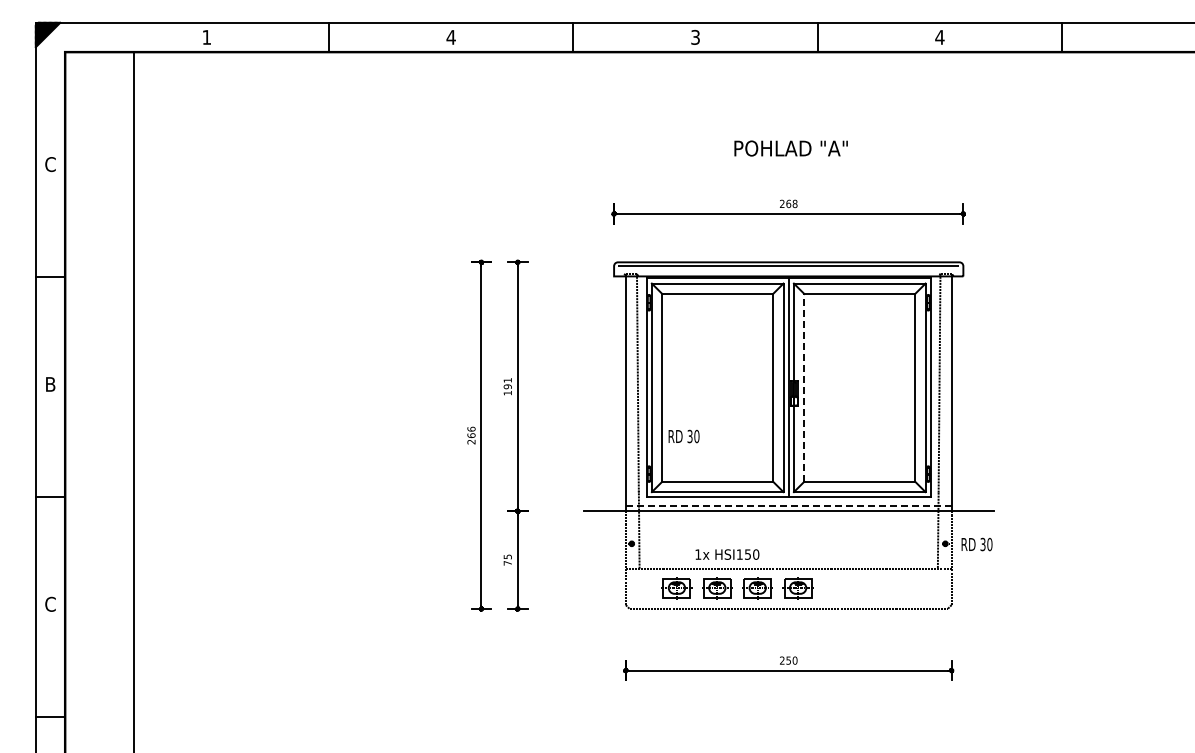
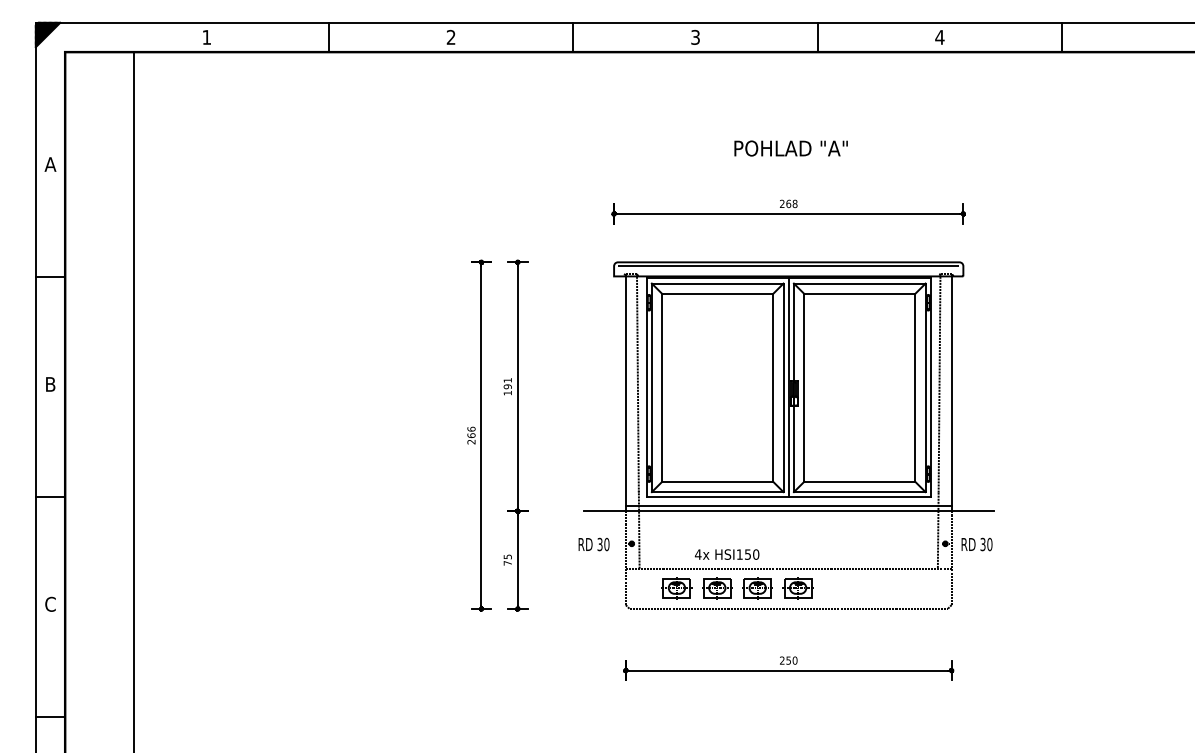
text: 4 -> 2 (450, 36)
text: C -> A (50, 164)
line: dashed -> solid (804, 387)
text position: (683, 436) -> (593, 544) (593, 544)
line: dashed -> solid (788, 506)
text: 1x -> 4x (697, 554)
